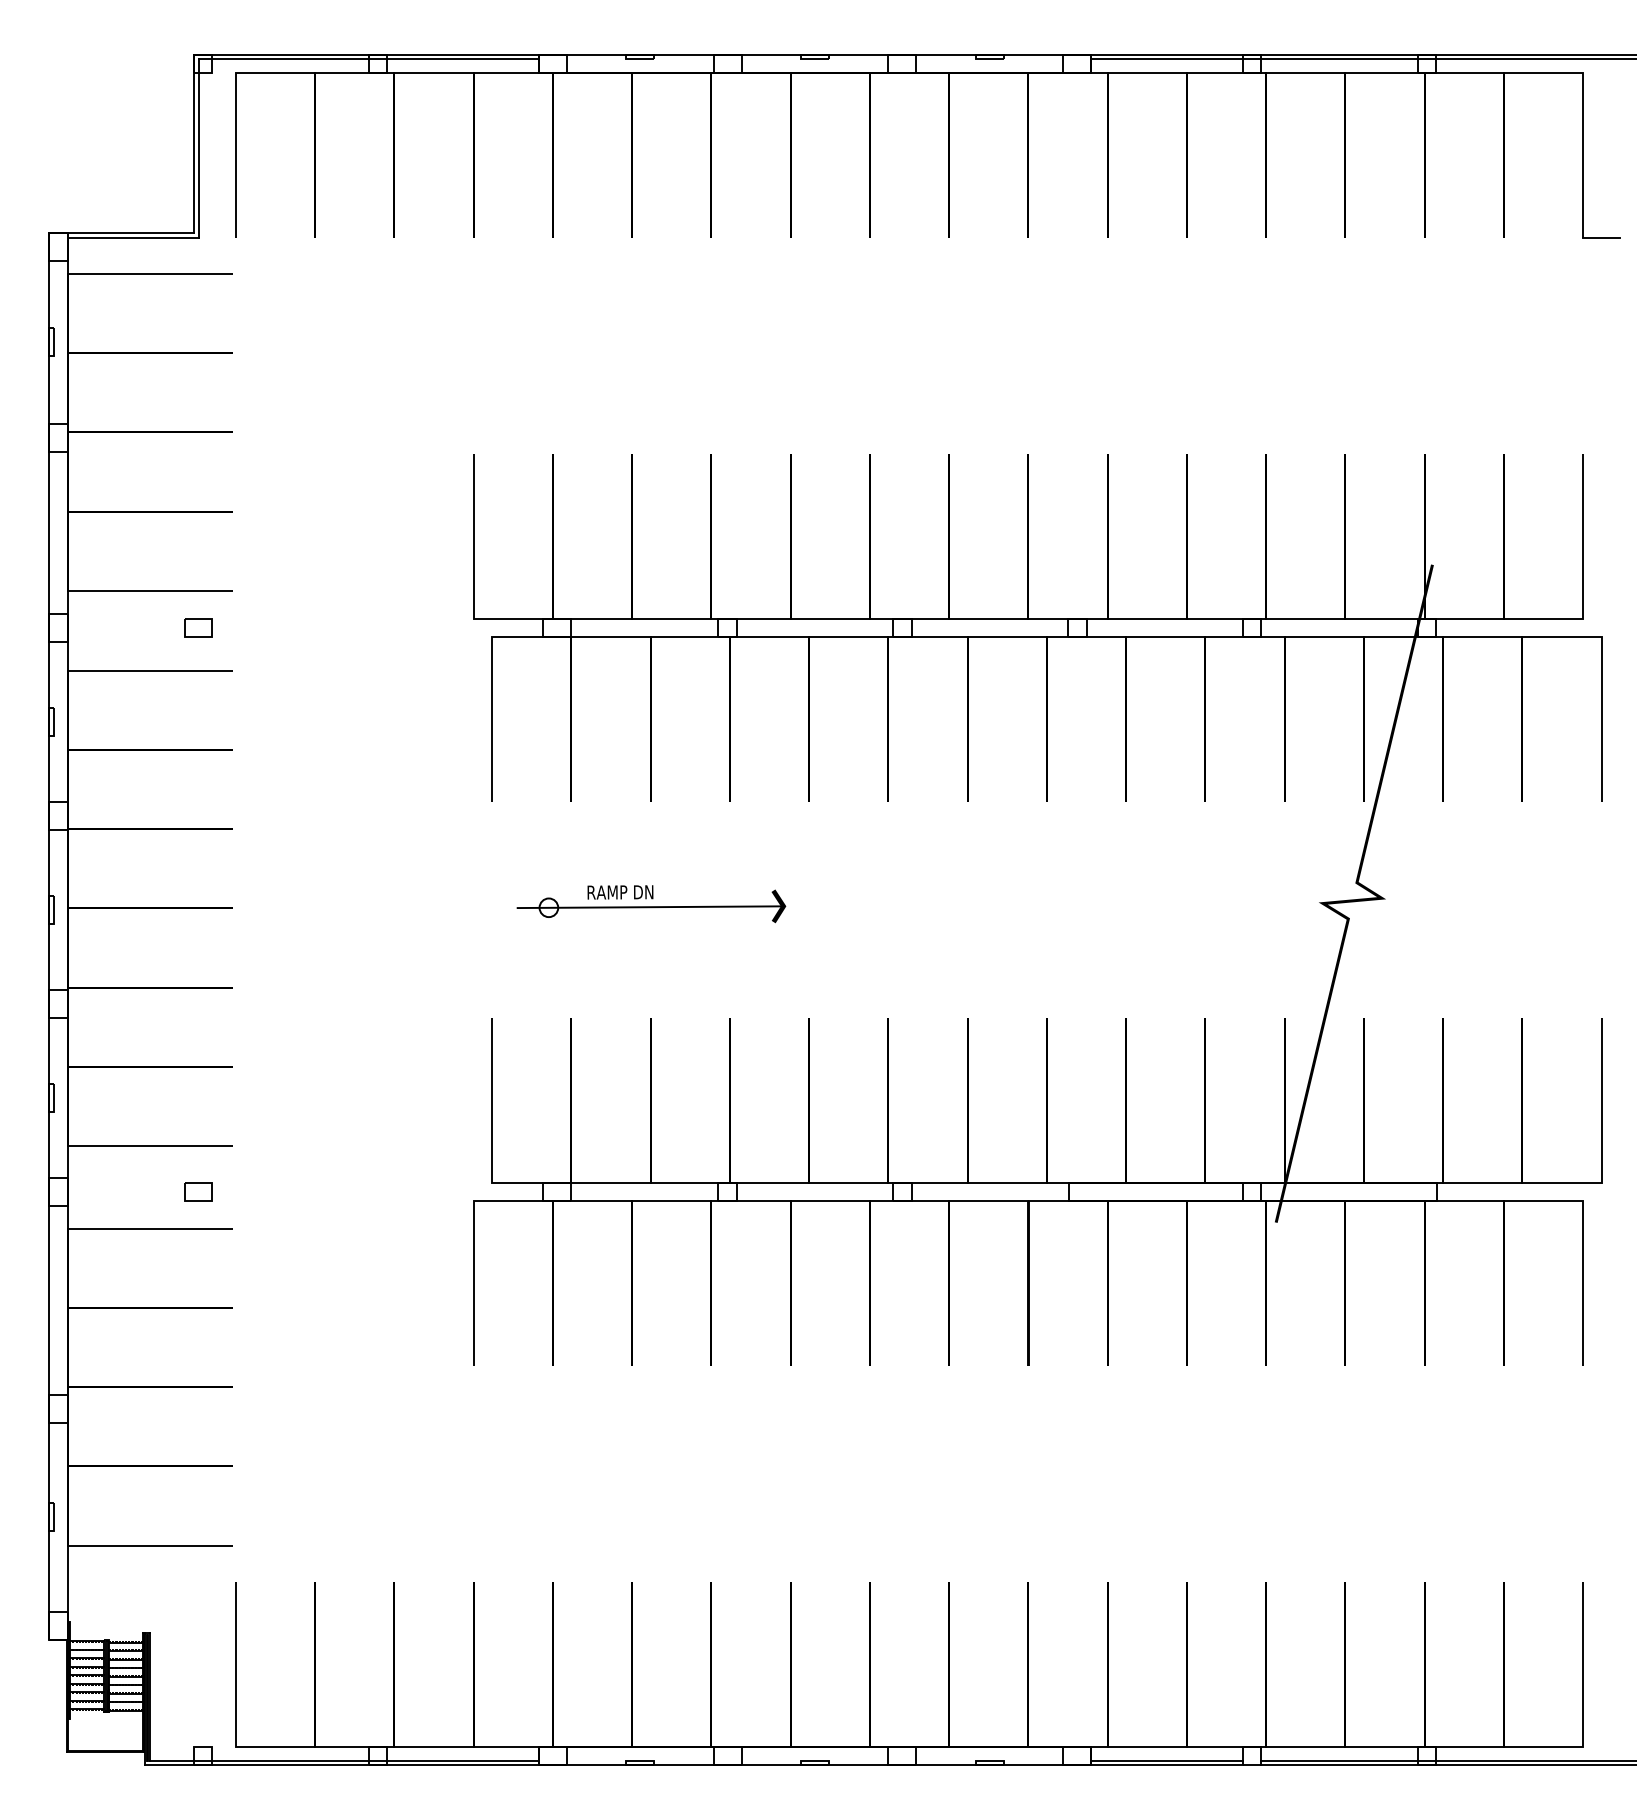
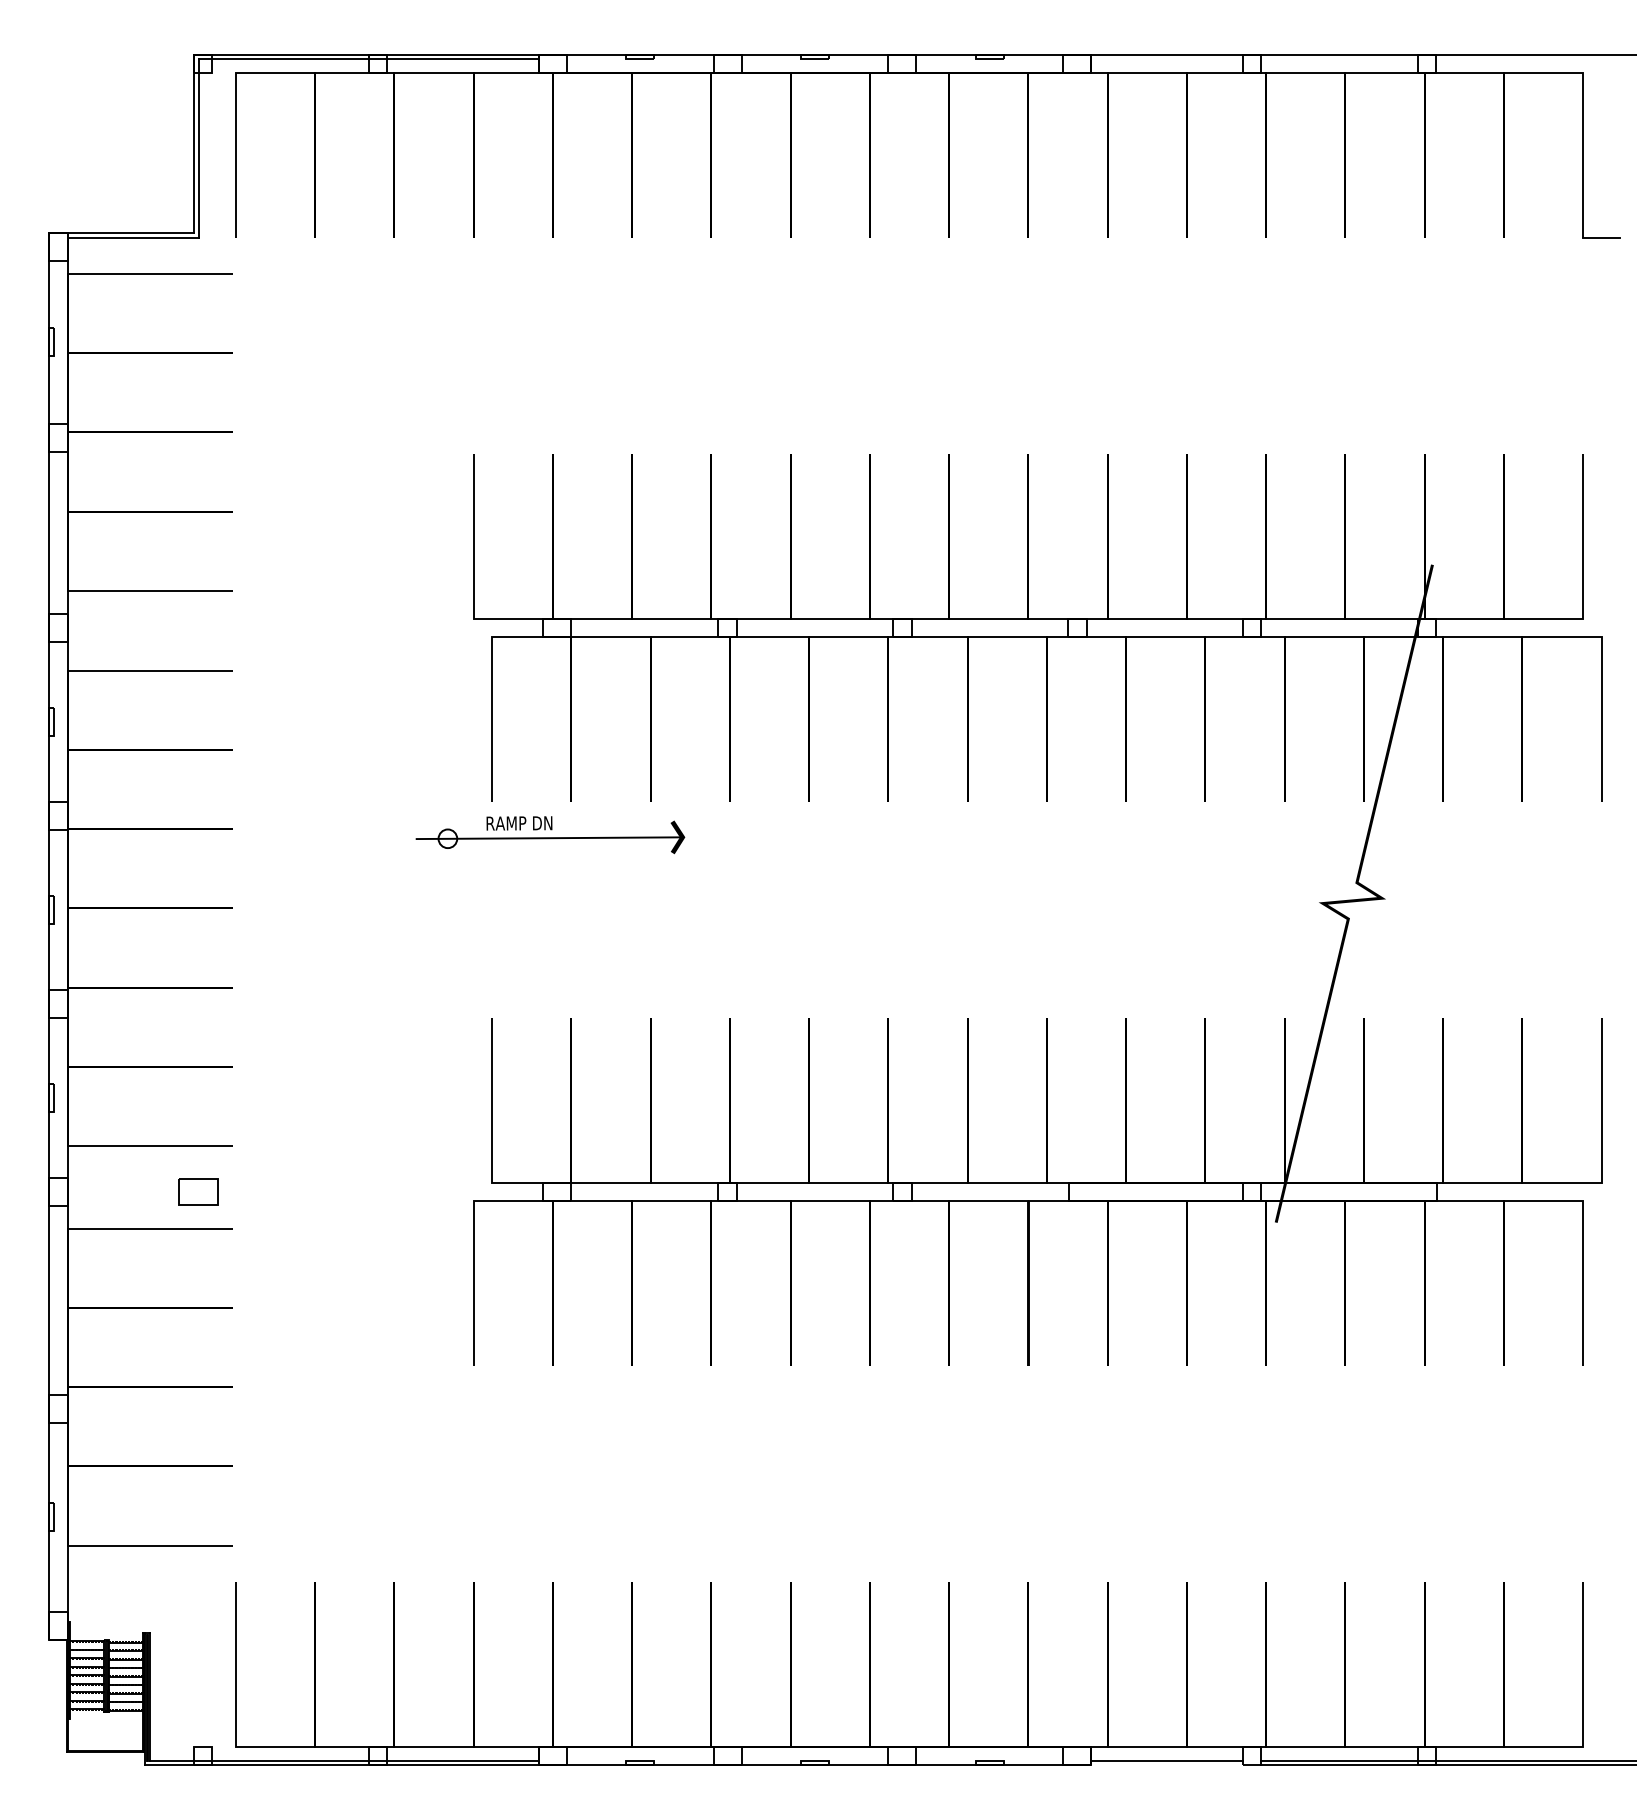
line: present -> none (1362, 59)
part: present -> none (198, 627)
part position: (651, 904) -> (550, 835) (550, 835)
part size: 29x20 px -> 41x28 px (198, 1191)
line: present -> none (1166, 1765)
